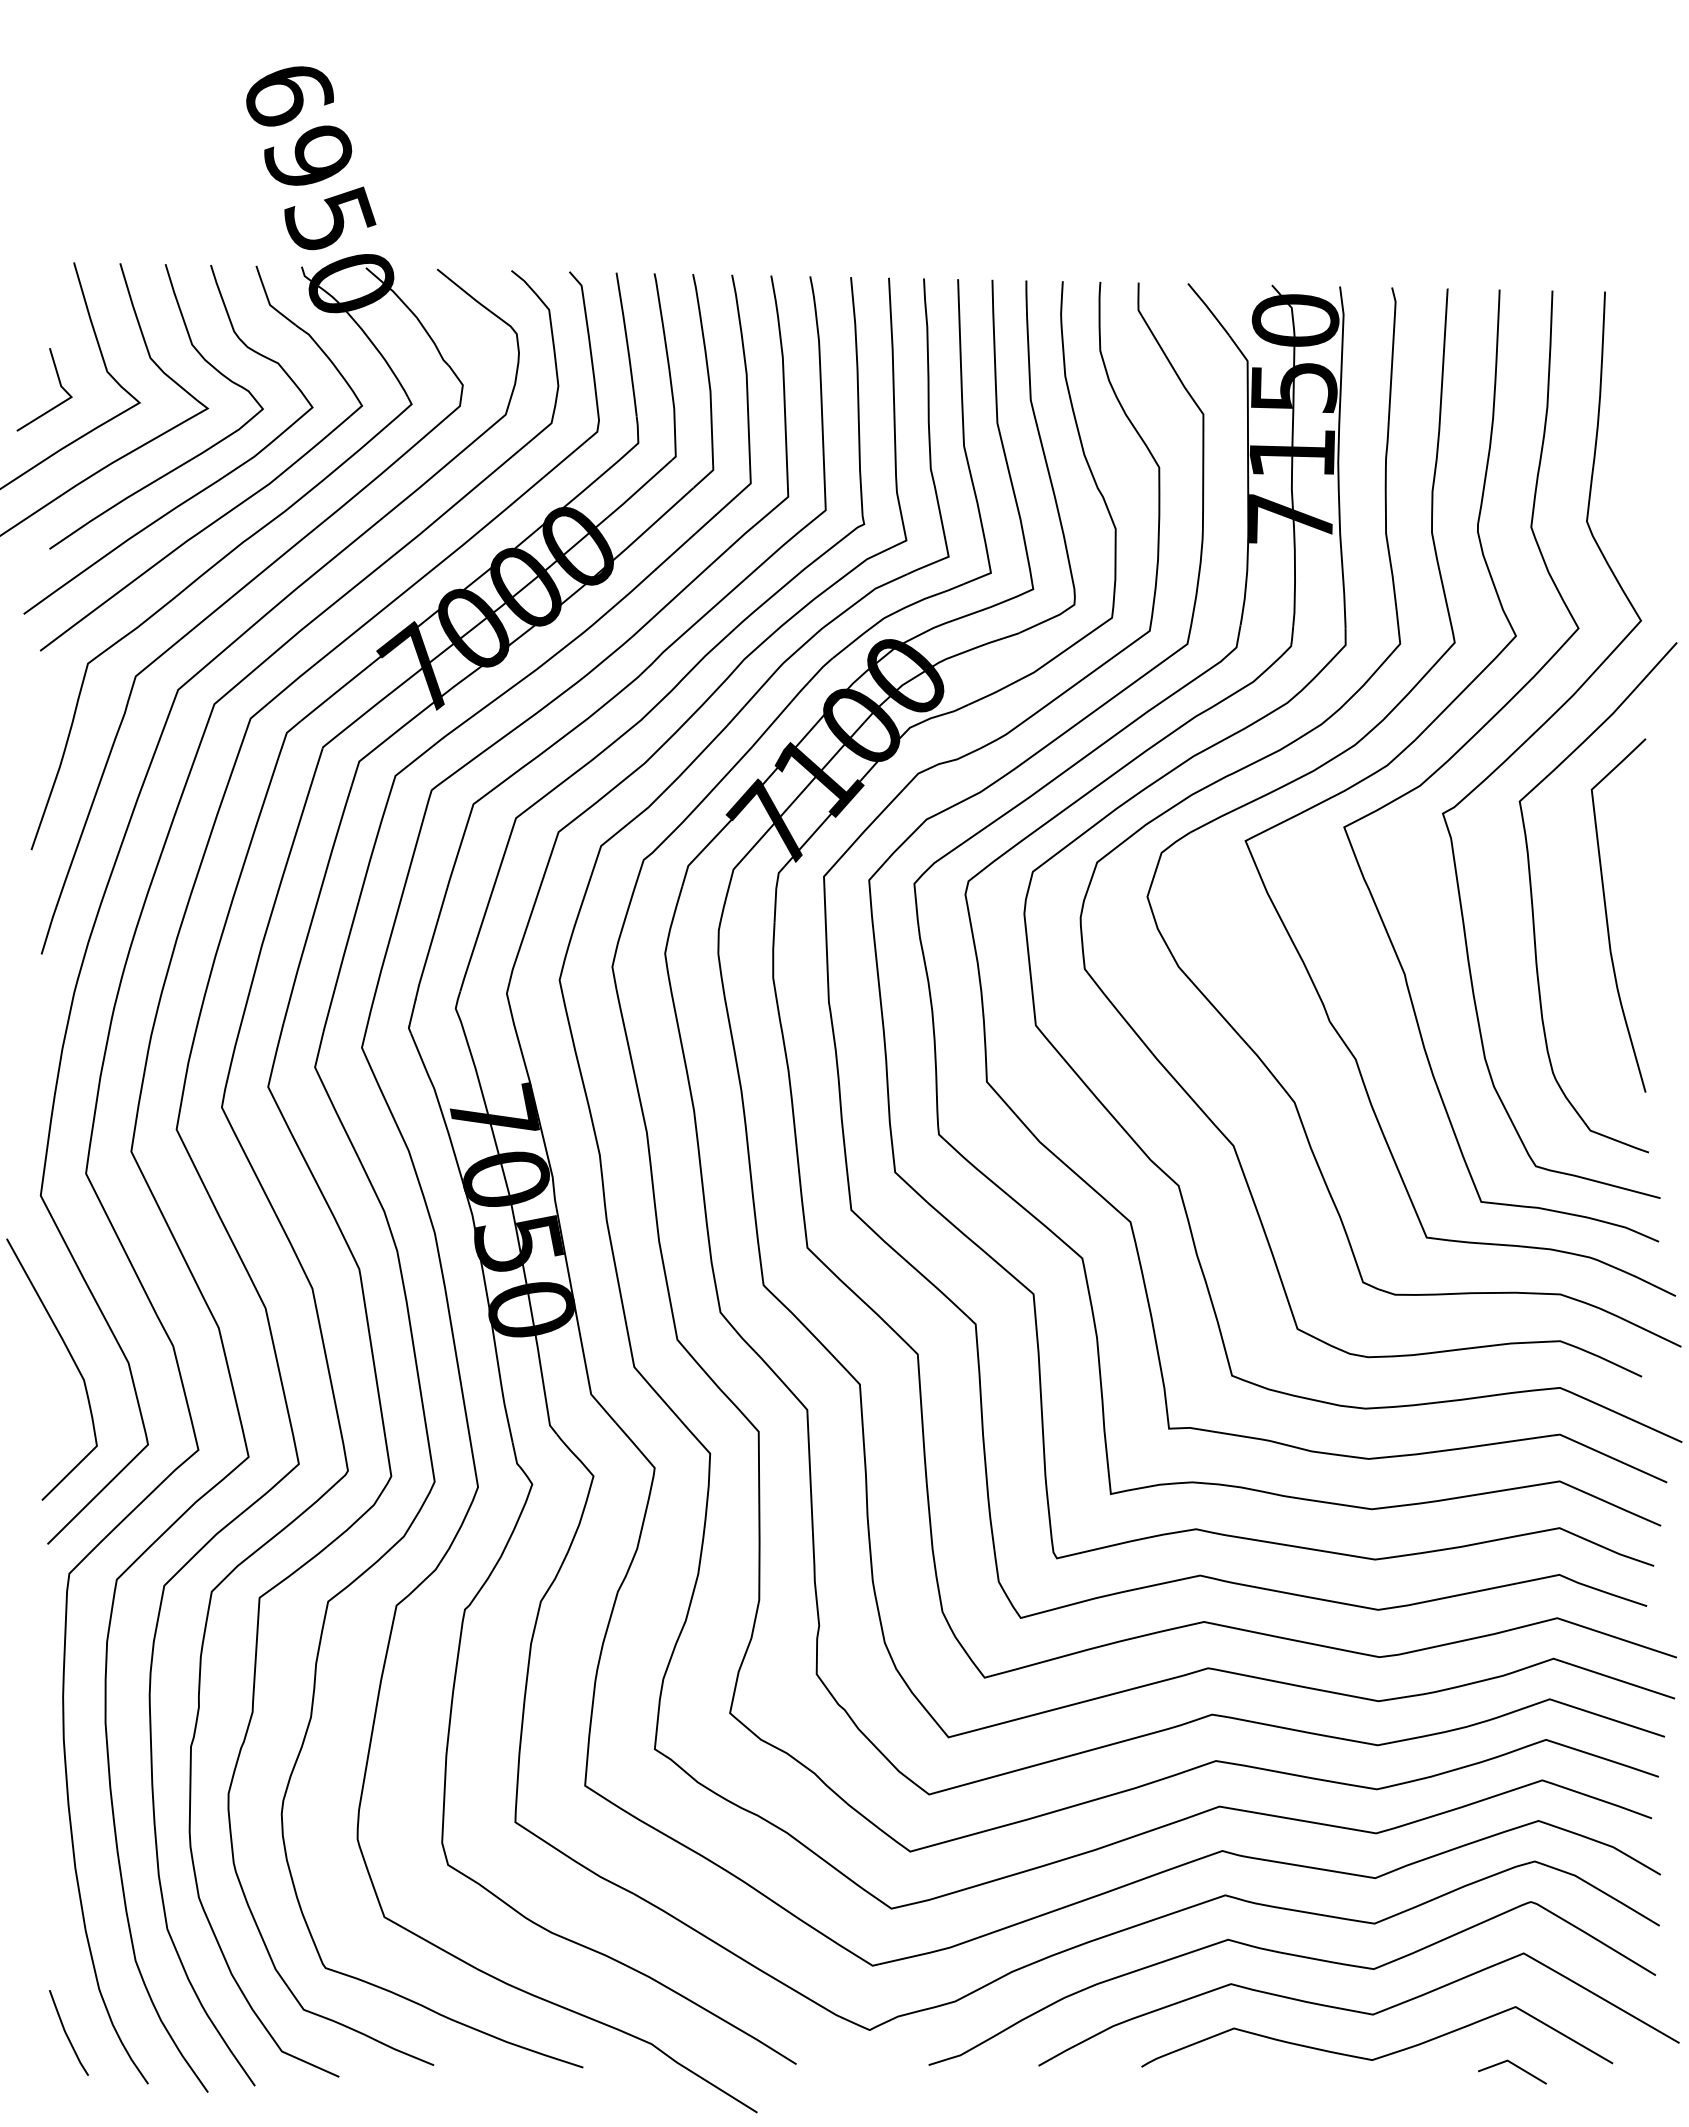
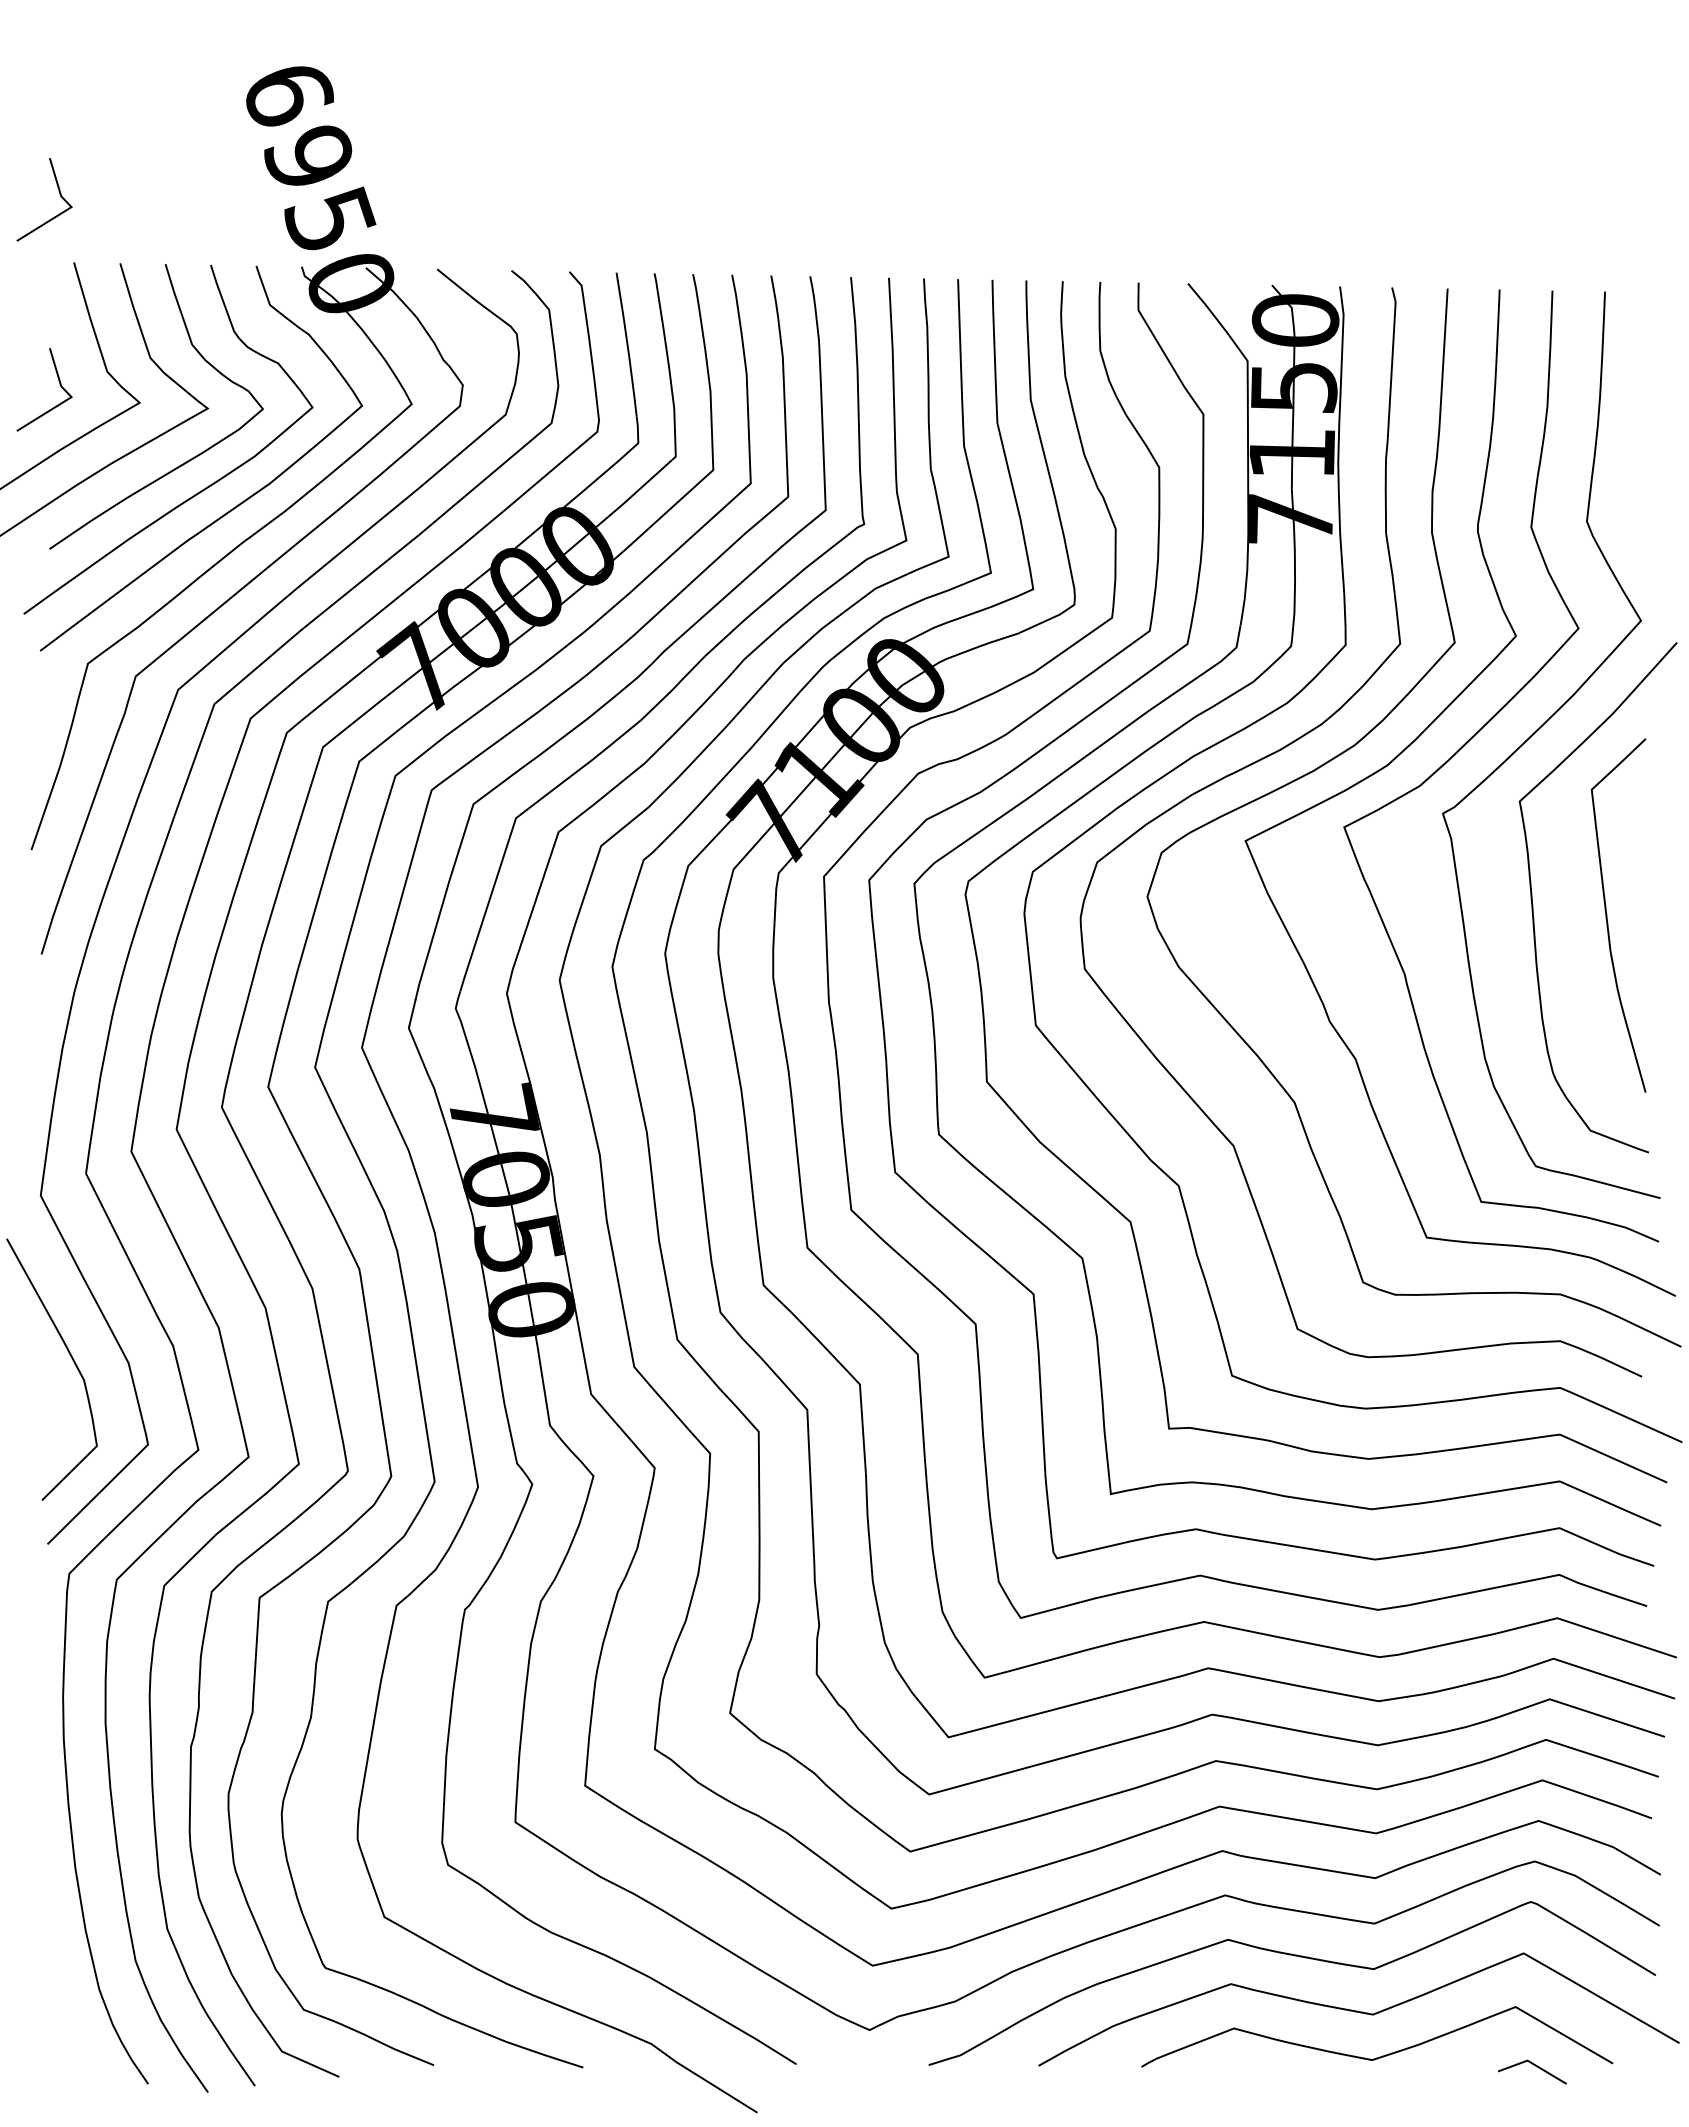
line: none -> present (59, 194)
line: present -> none (66, 2032)
line position: (1515, 2066) -> (1535, 2066) (1535, 2066)
